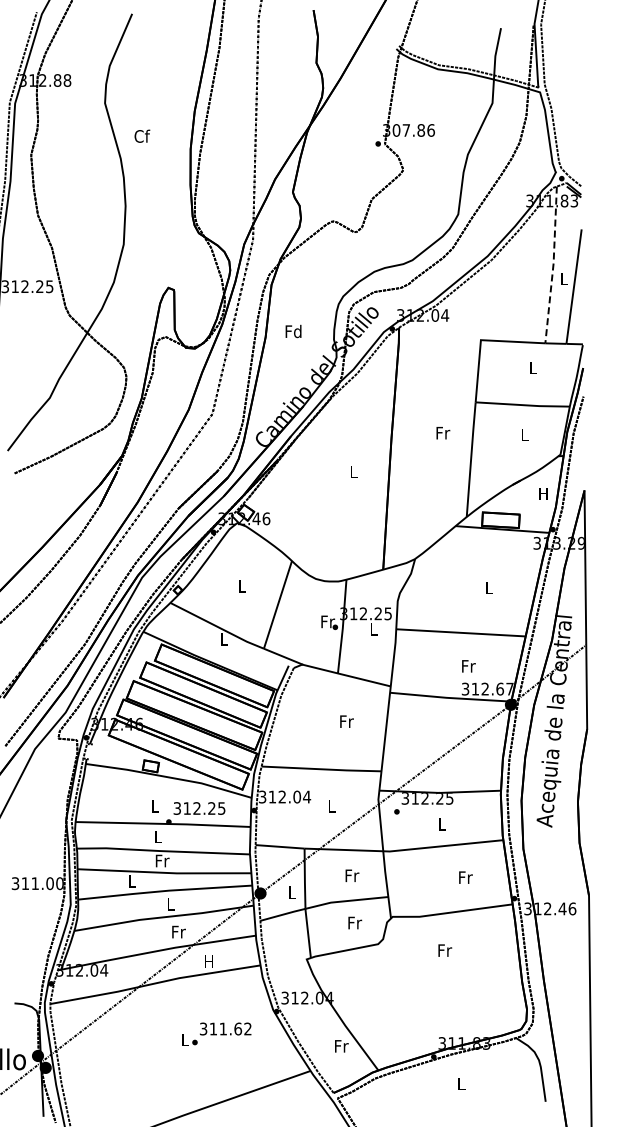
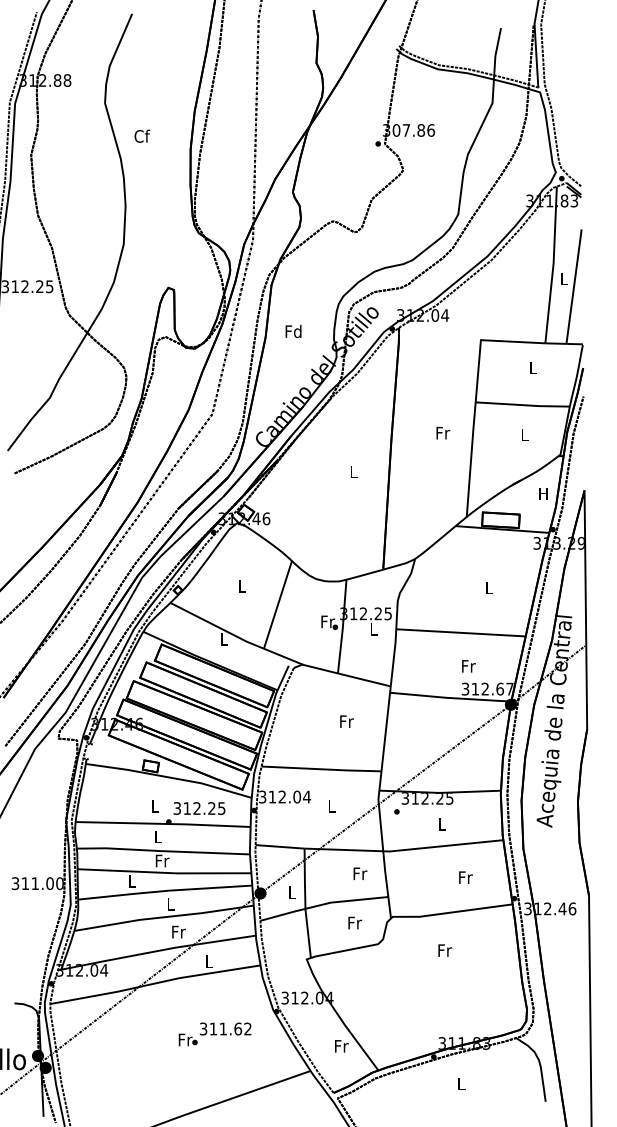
line: dashed -> solid (553, 265)
text position: (352, 875) -> (360, 873) (360, 873)
text: H -> L (208, 961)
text: L -> Fr (185, 1039)
